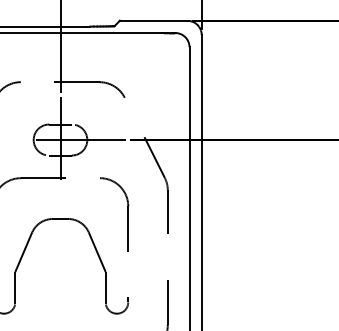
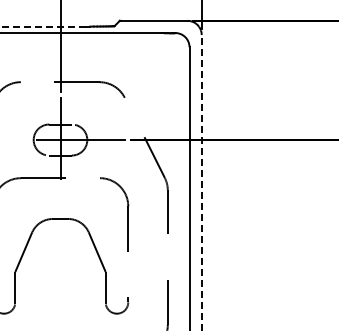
line: solid -> dashed (43, 26)
line: solid -> dashed (201, 182)
